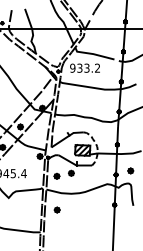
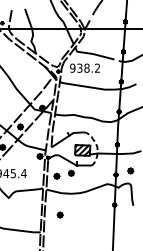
text: 933.2 -> 938.2 (86, 67)
part position: (56, 209) -> (59, 214) (59, 214)
